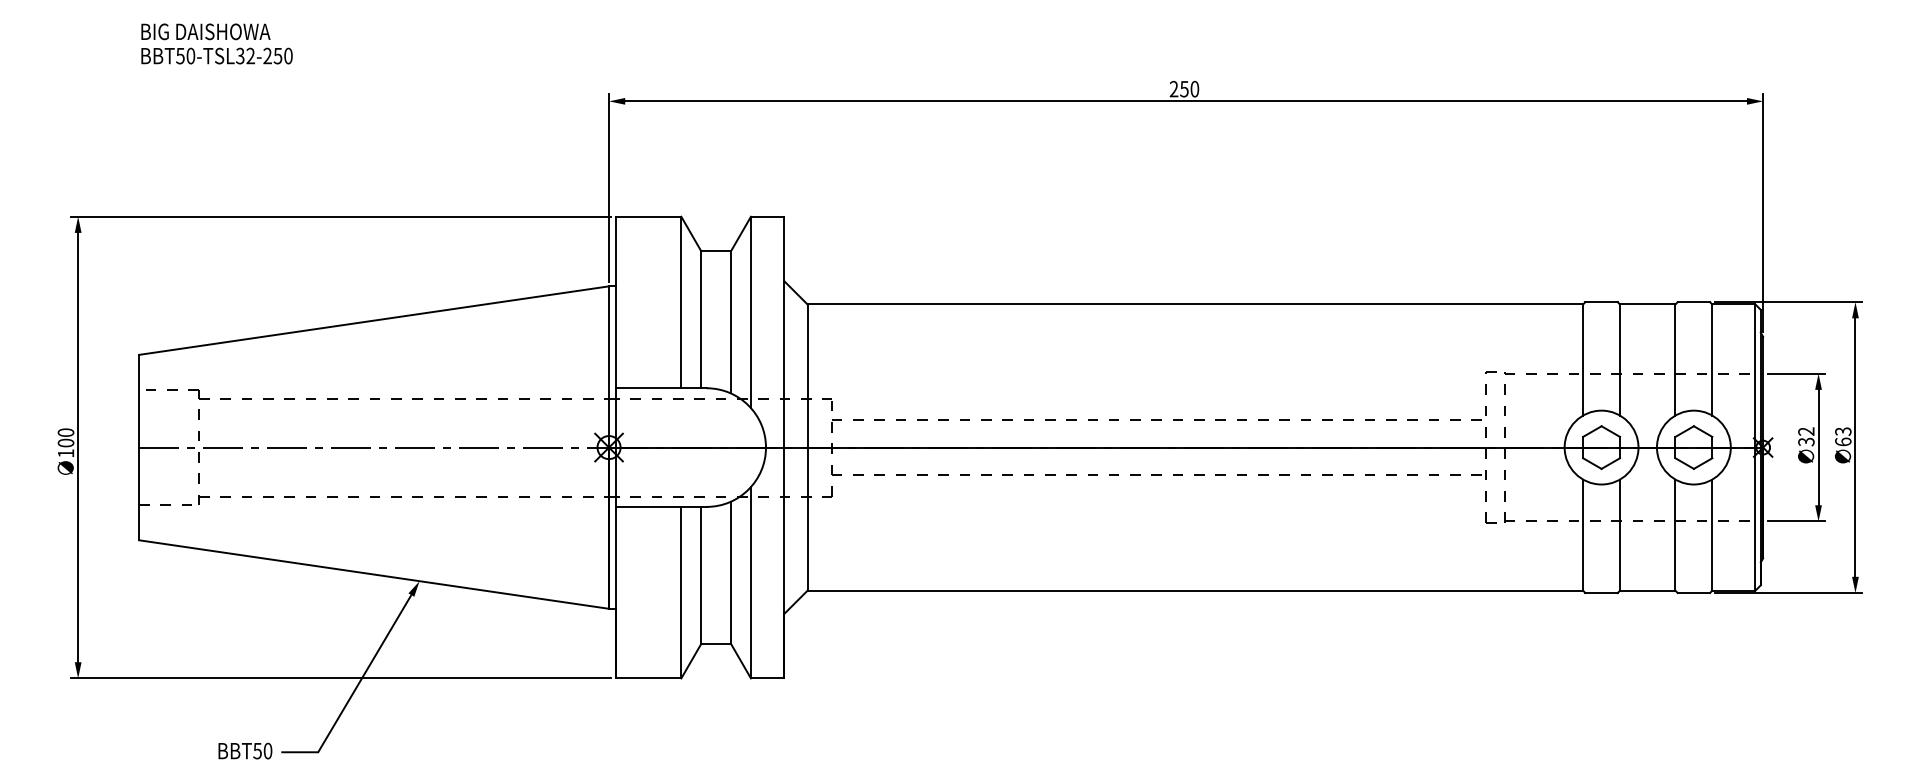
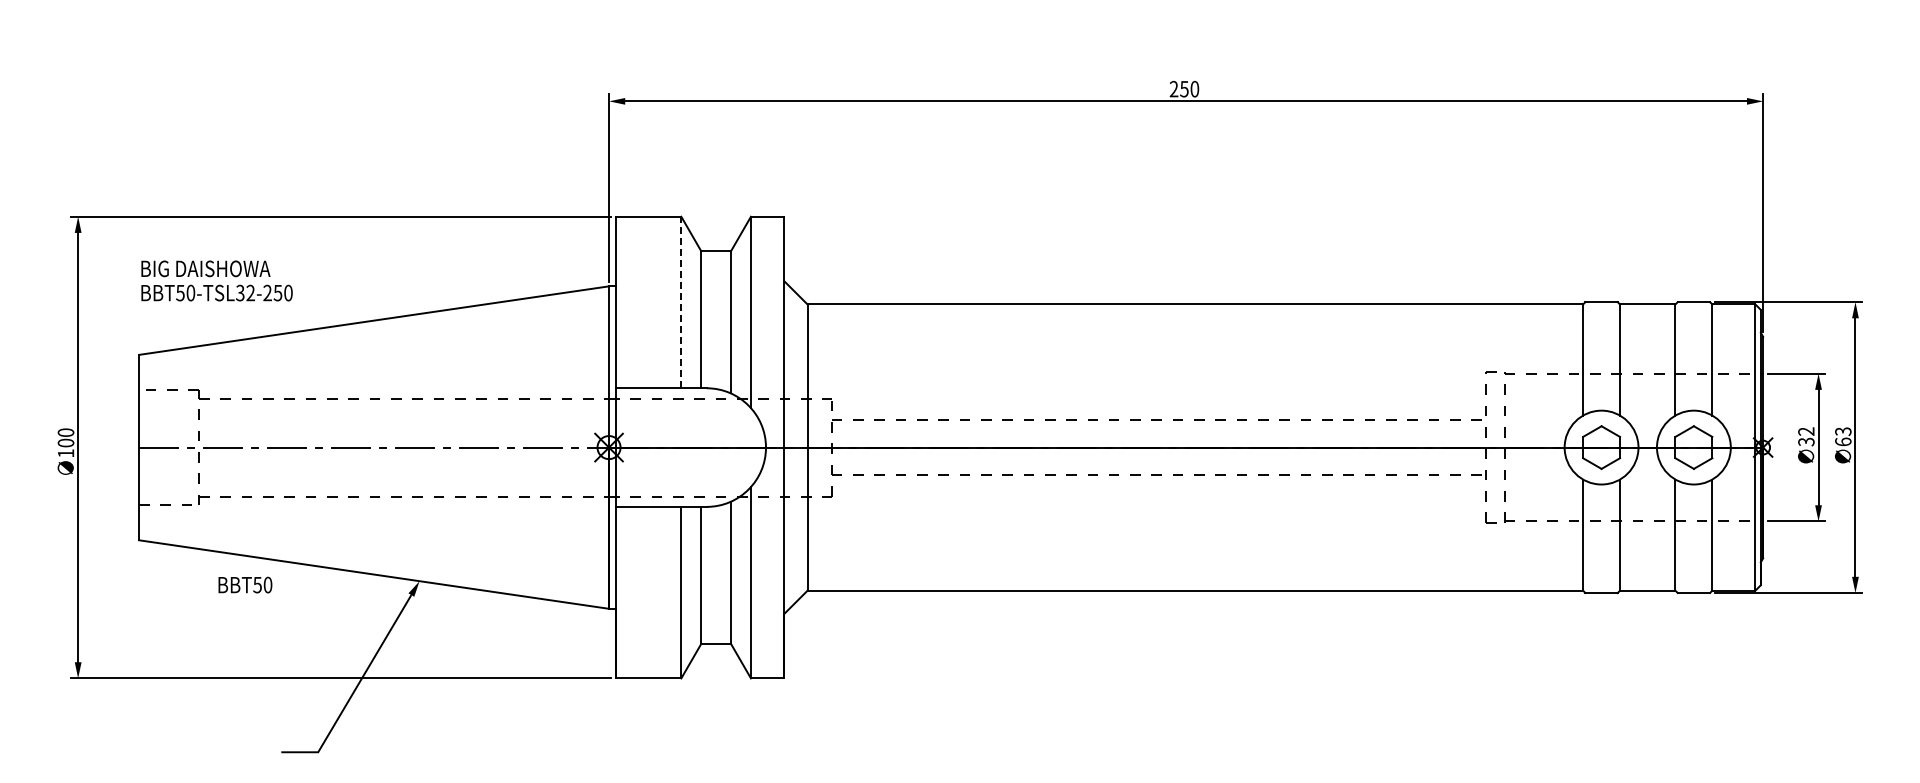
text position: (216, 43) -> (216, 280) (216, 280)
line: solid -> dashed (681, 302)
text position: (245, 750) -> (245, 584) (245, 584)
